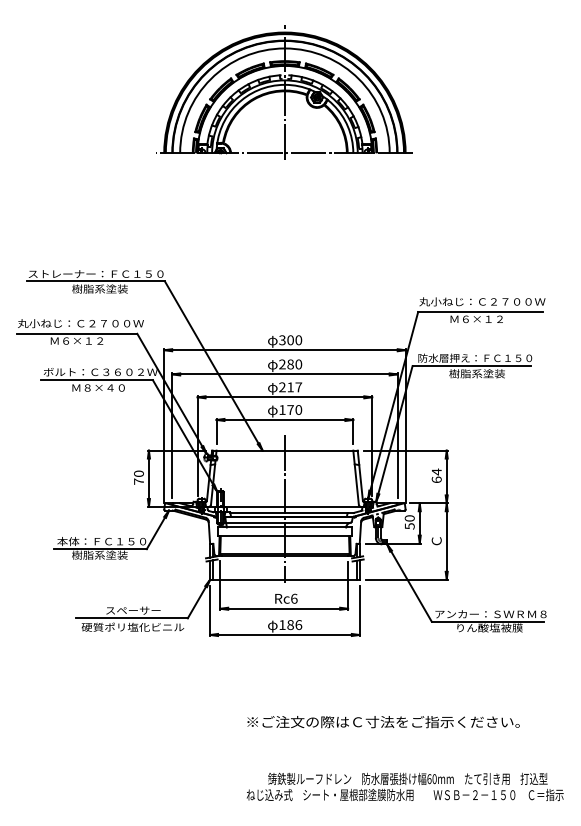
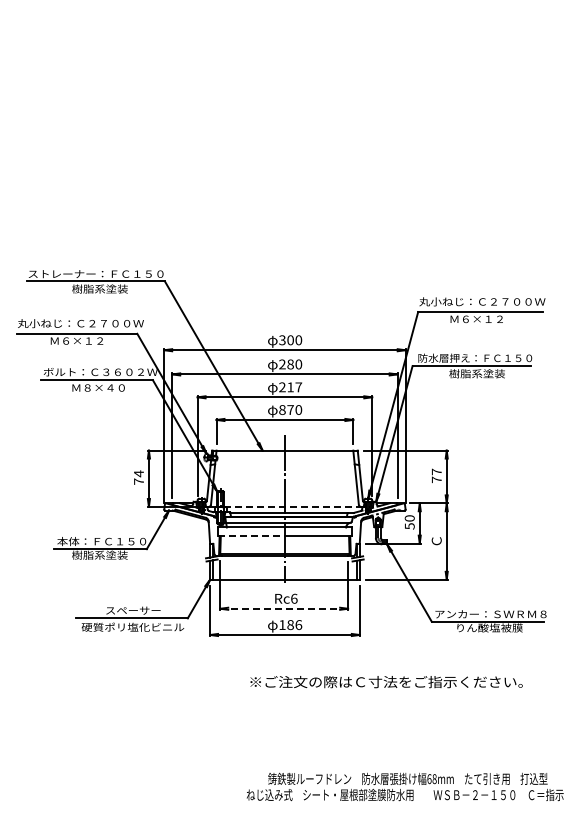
part: present -> none (284, 92)
text: 170 -> 870 (282, 409)
text: 70 -> 74 (138, 473)
text: 64 -> 77 (436, 475)
line: solid -> dashed (292, 506)
line: solid -> dashed (251, 536)
line: solid -> dashed (284, 608)
text position: (383, 722) -> (386, 682) (386, 682)
text: 60mm -> 68mm (434, 779)
